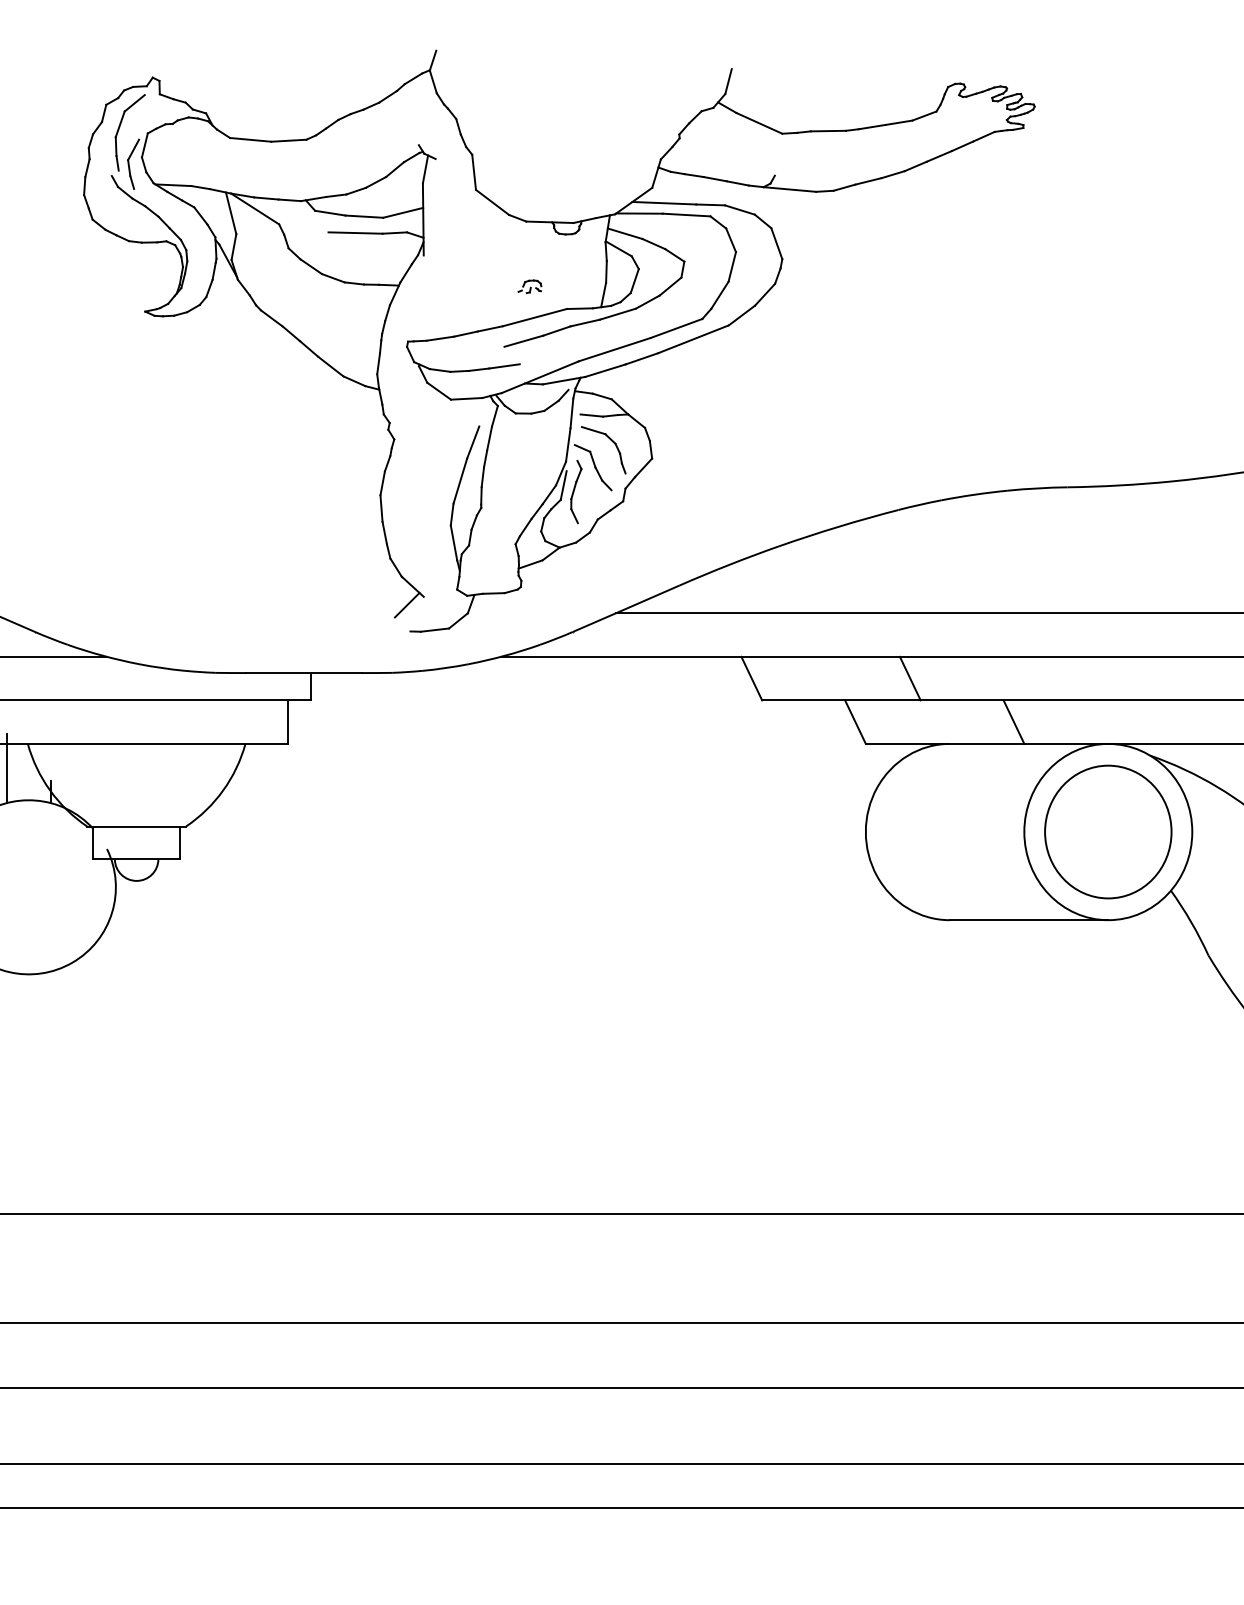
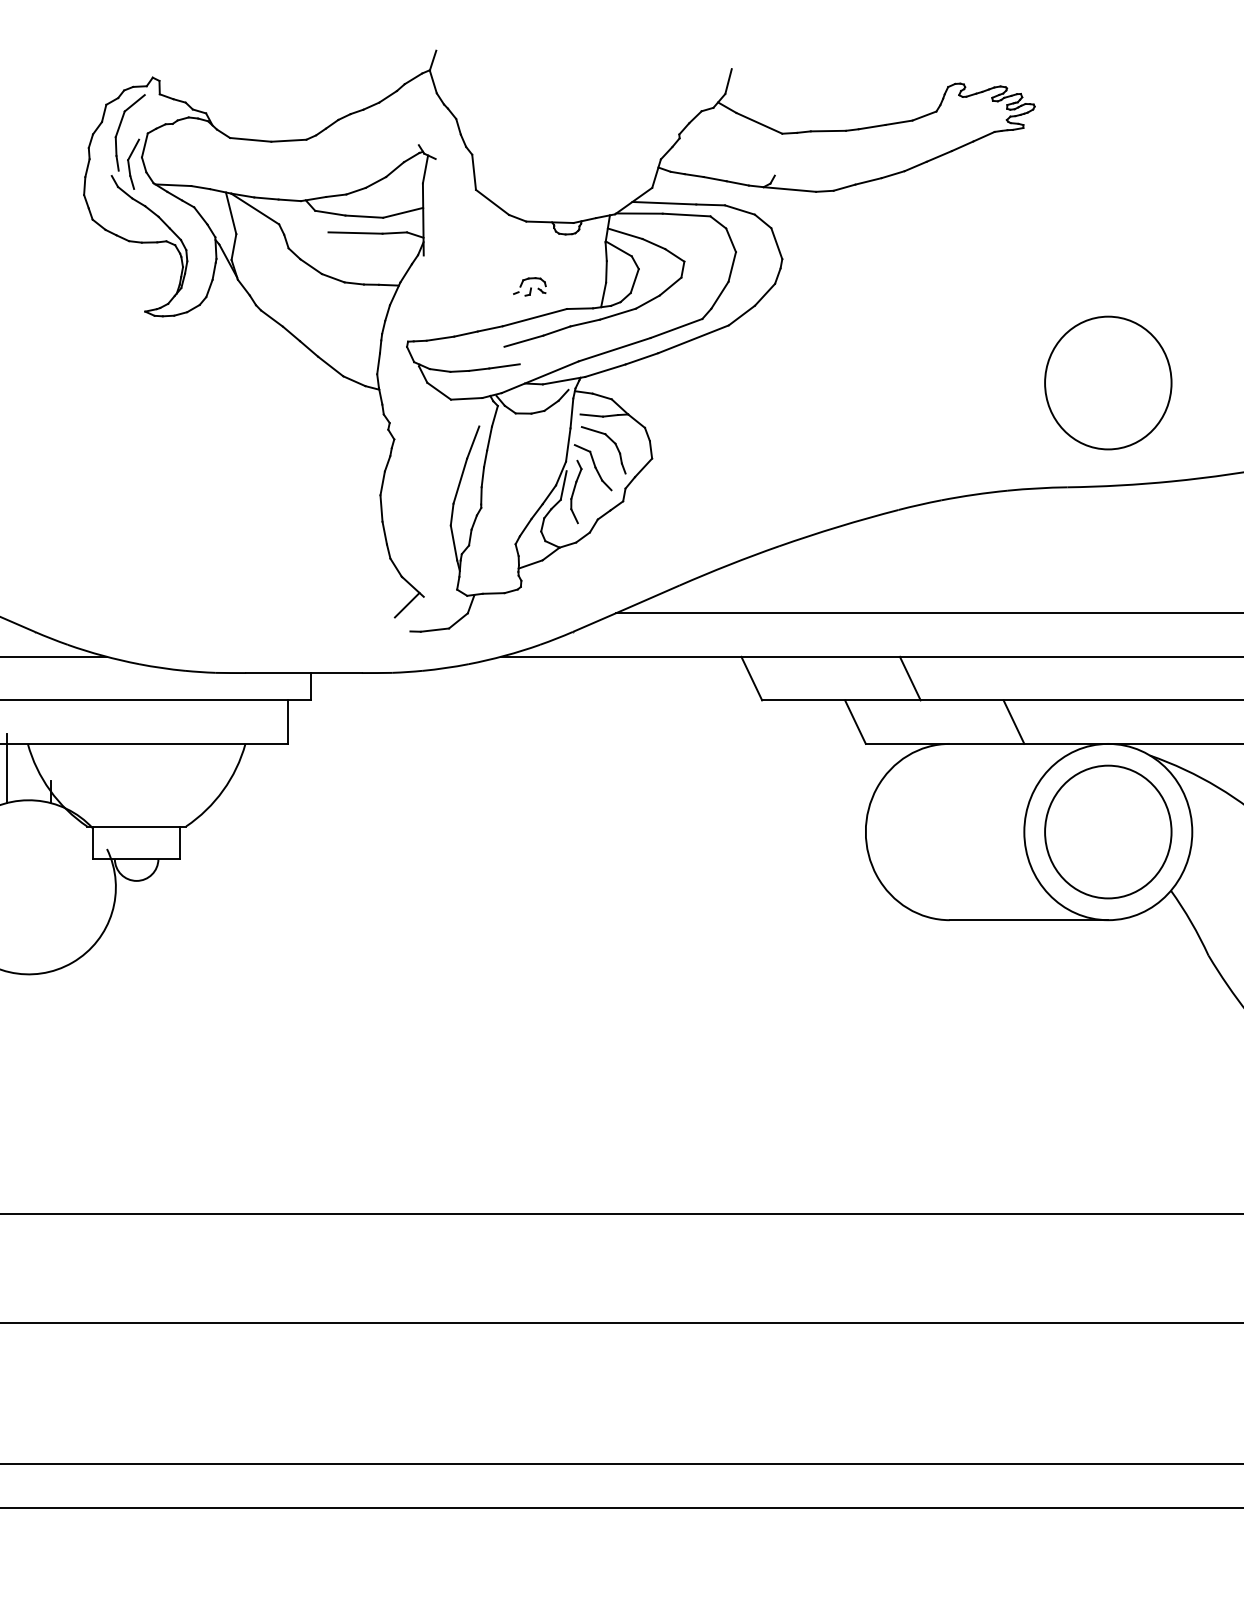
part size: 26x15 px -> 34x20 px (529, 286)
part: none -> present (1108, 382)
line: present -> none (621, 1387)
